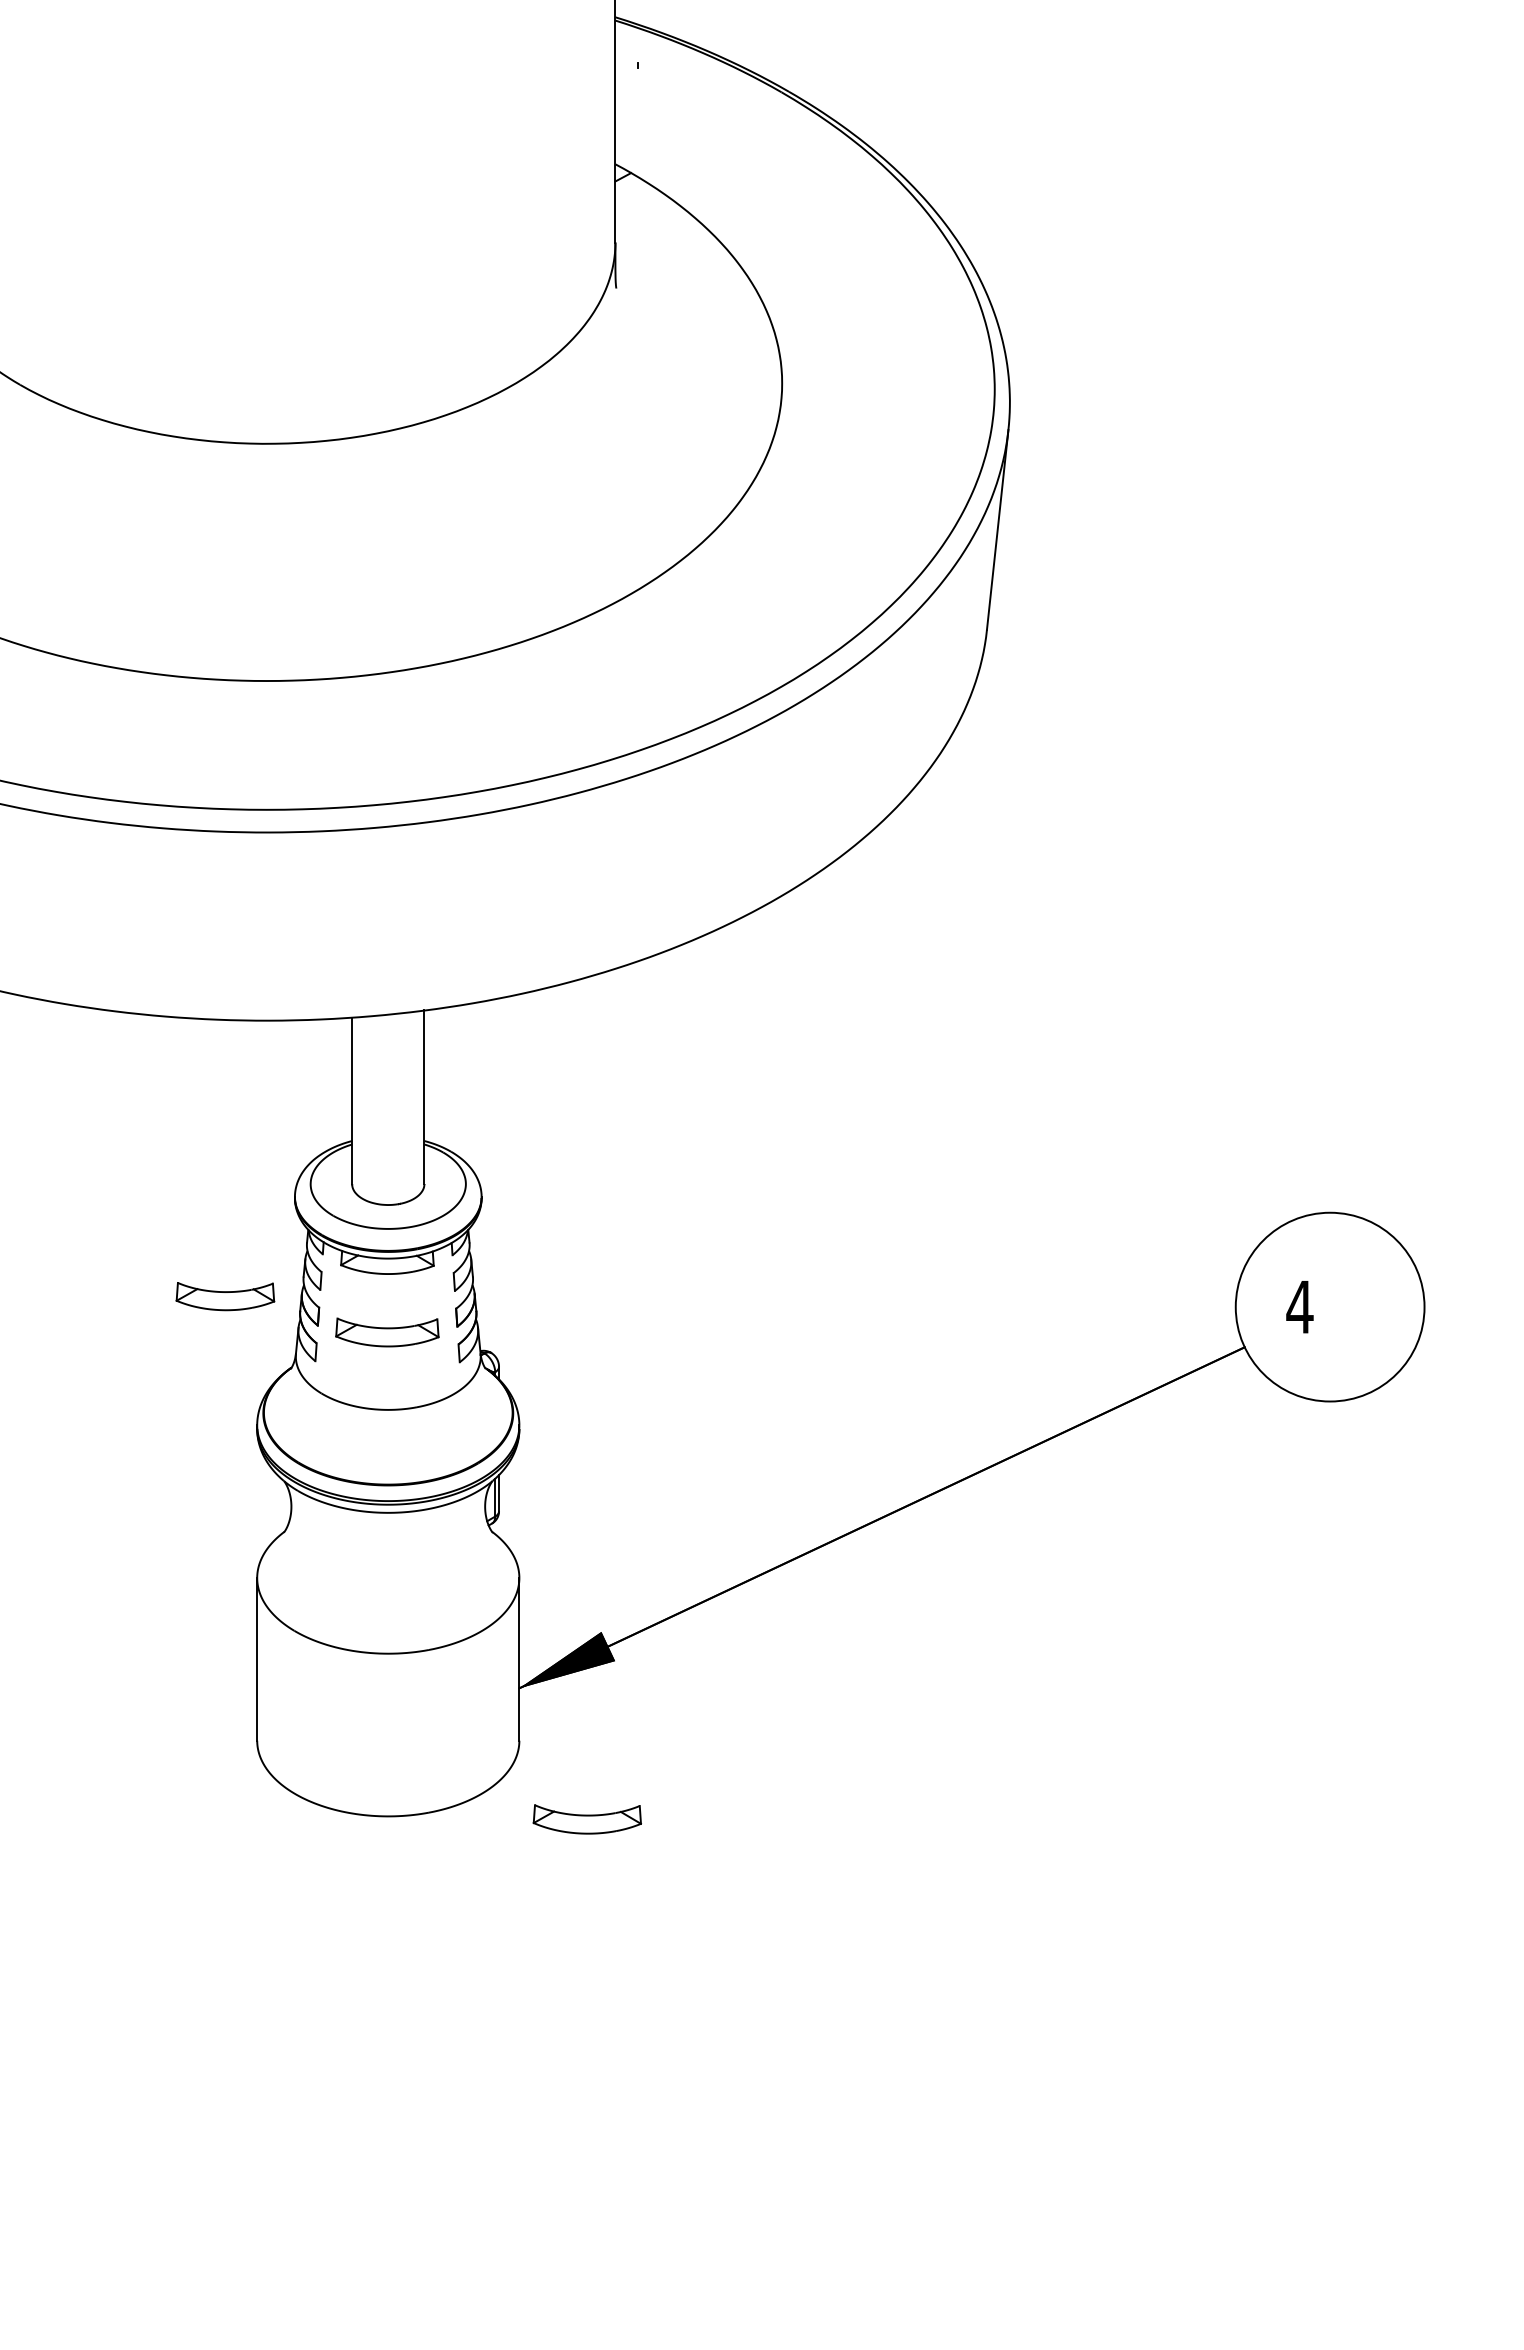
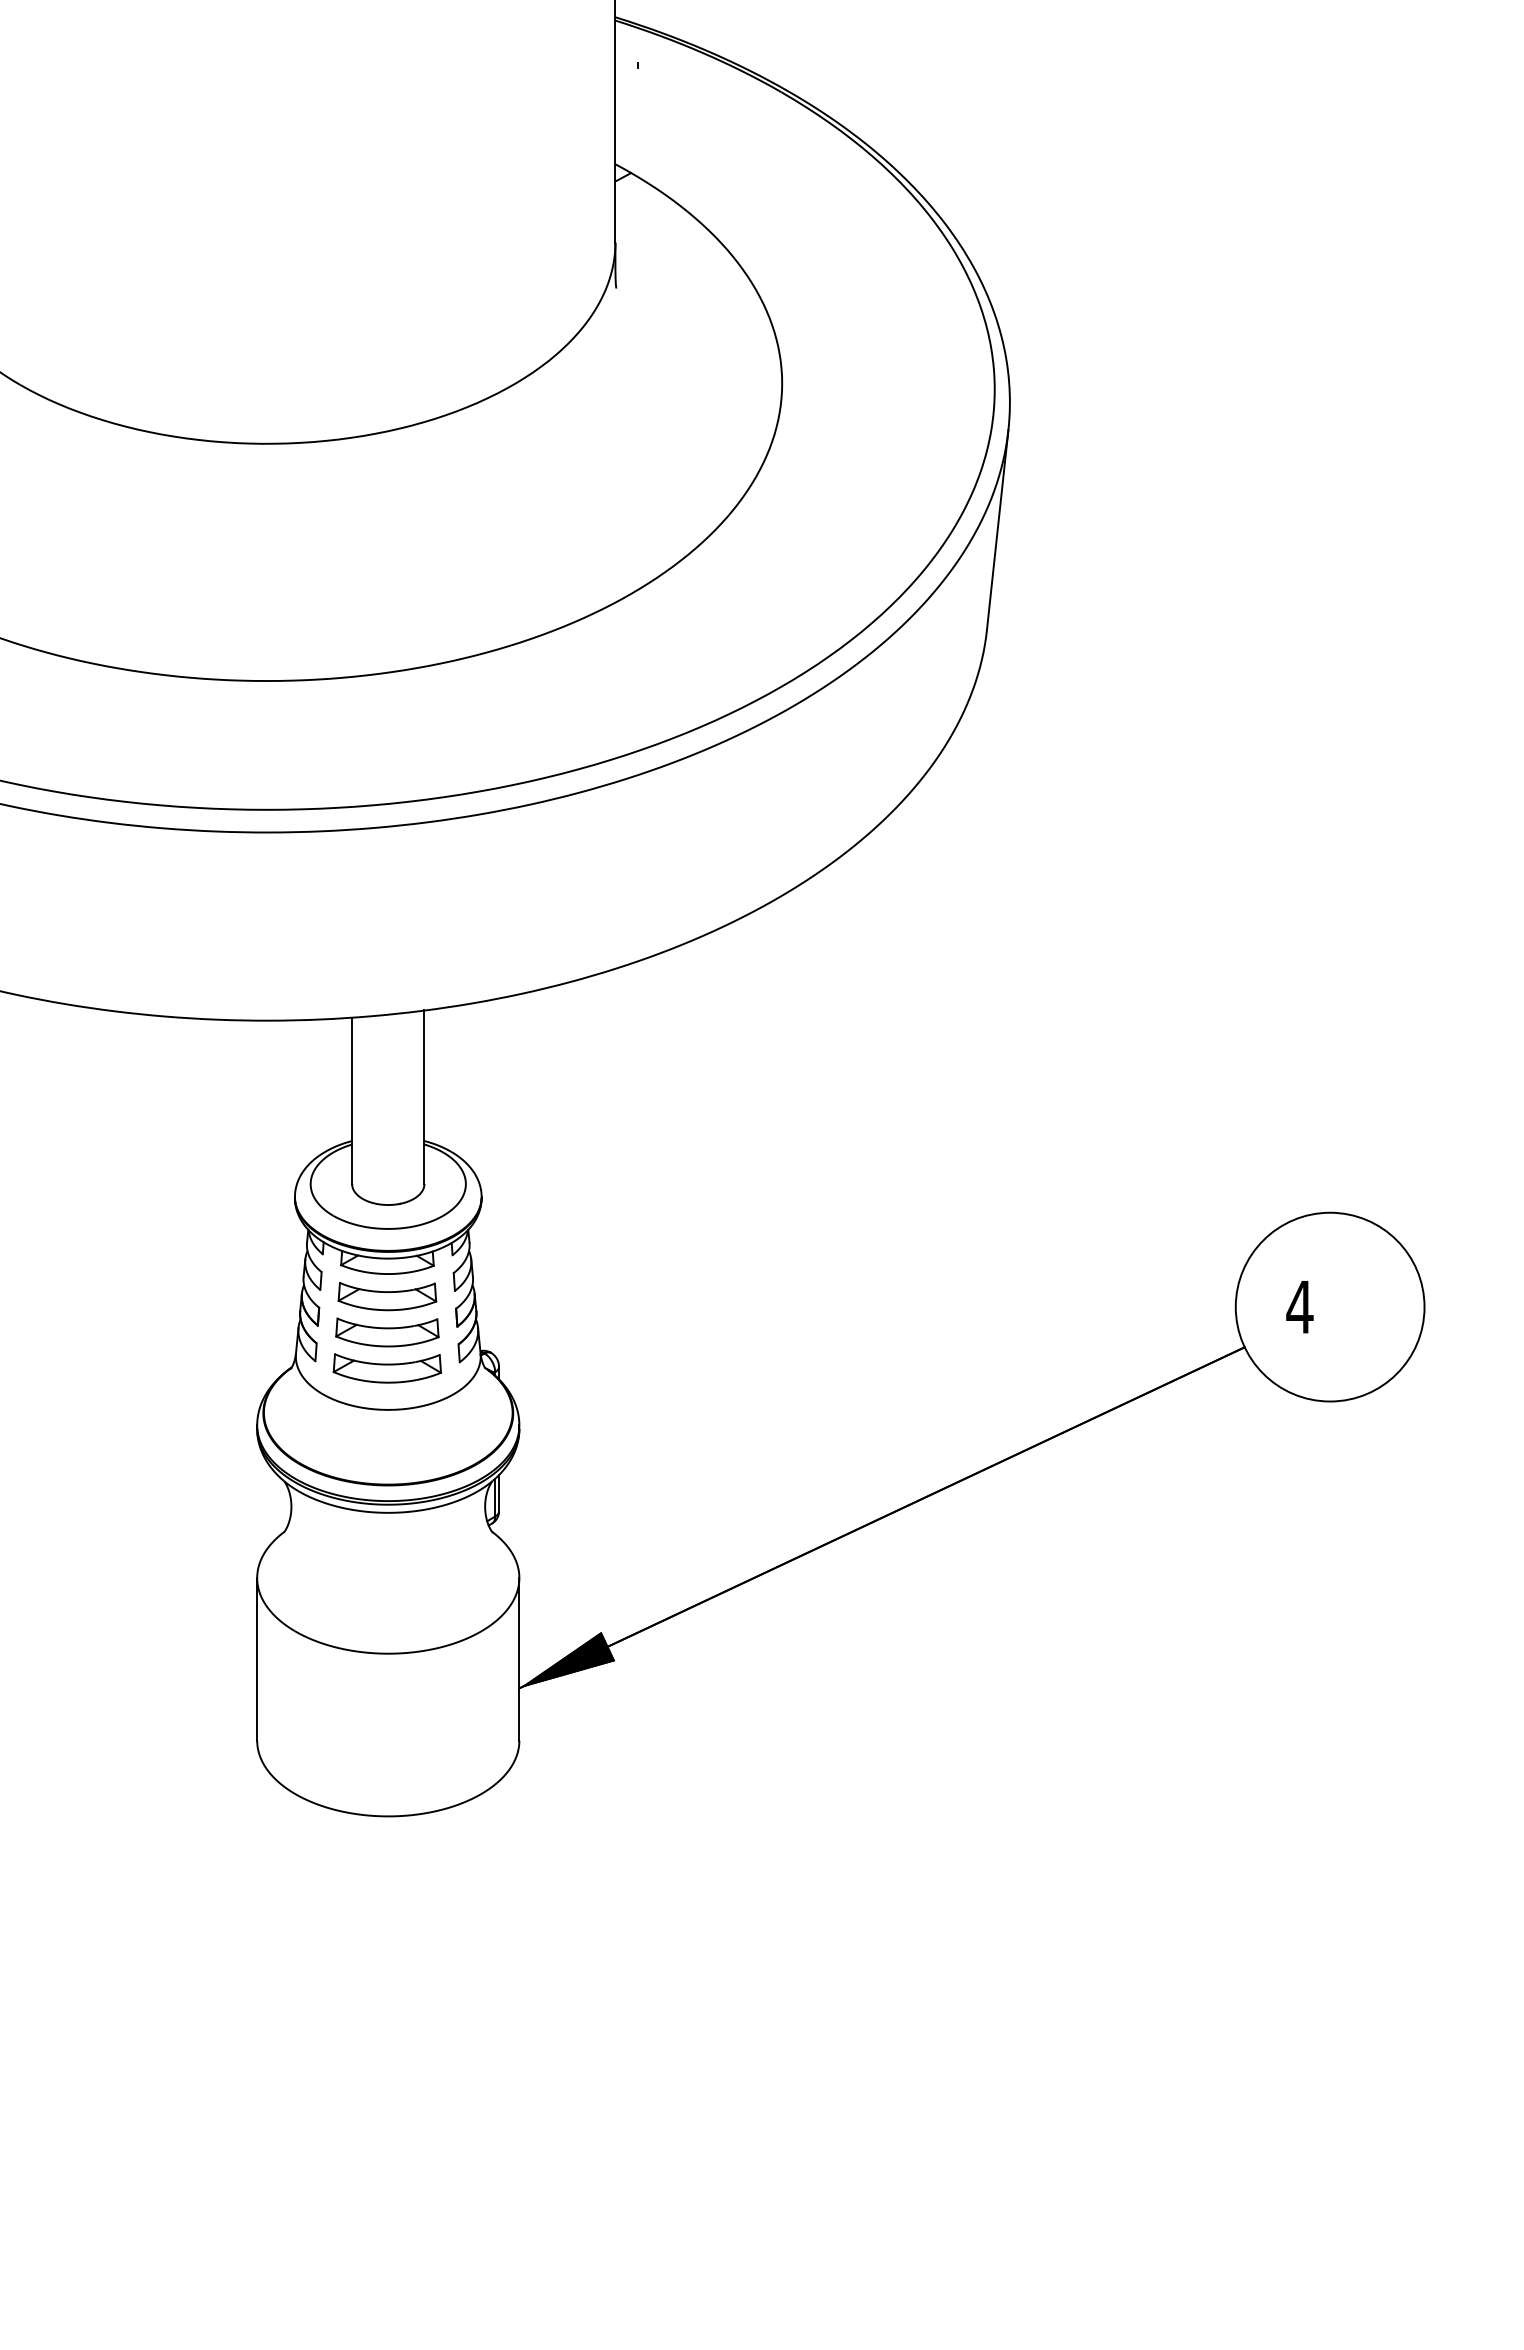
part position: (225, 1296) -> (387, 1296) (387, 1296)
part position: (586, 1819) -> (386, 1368) (386, 1368)
